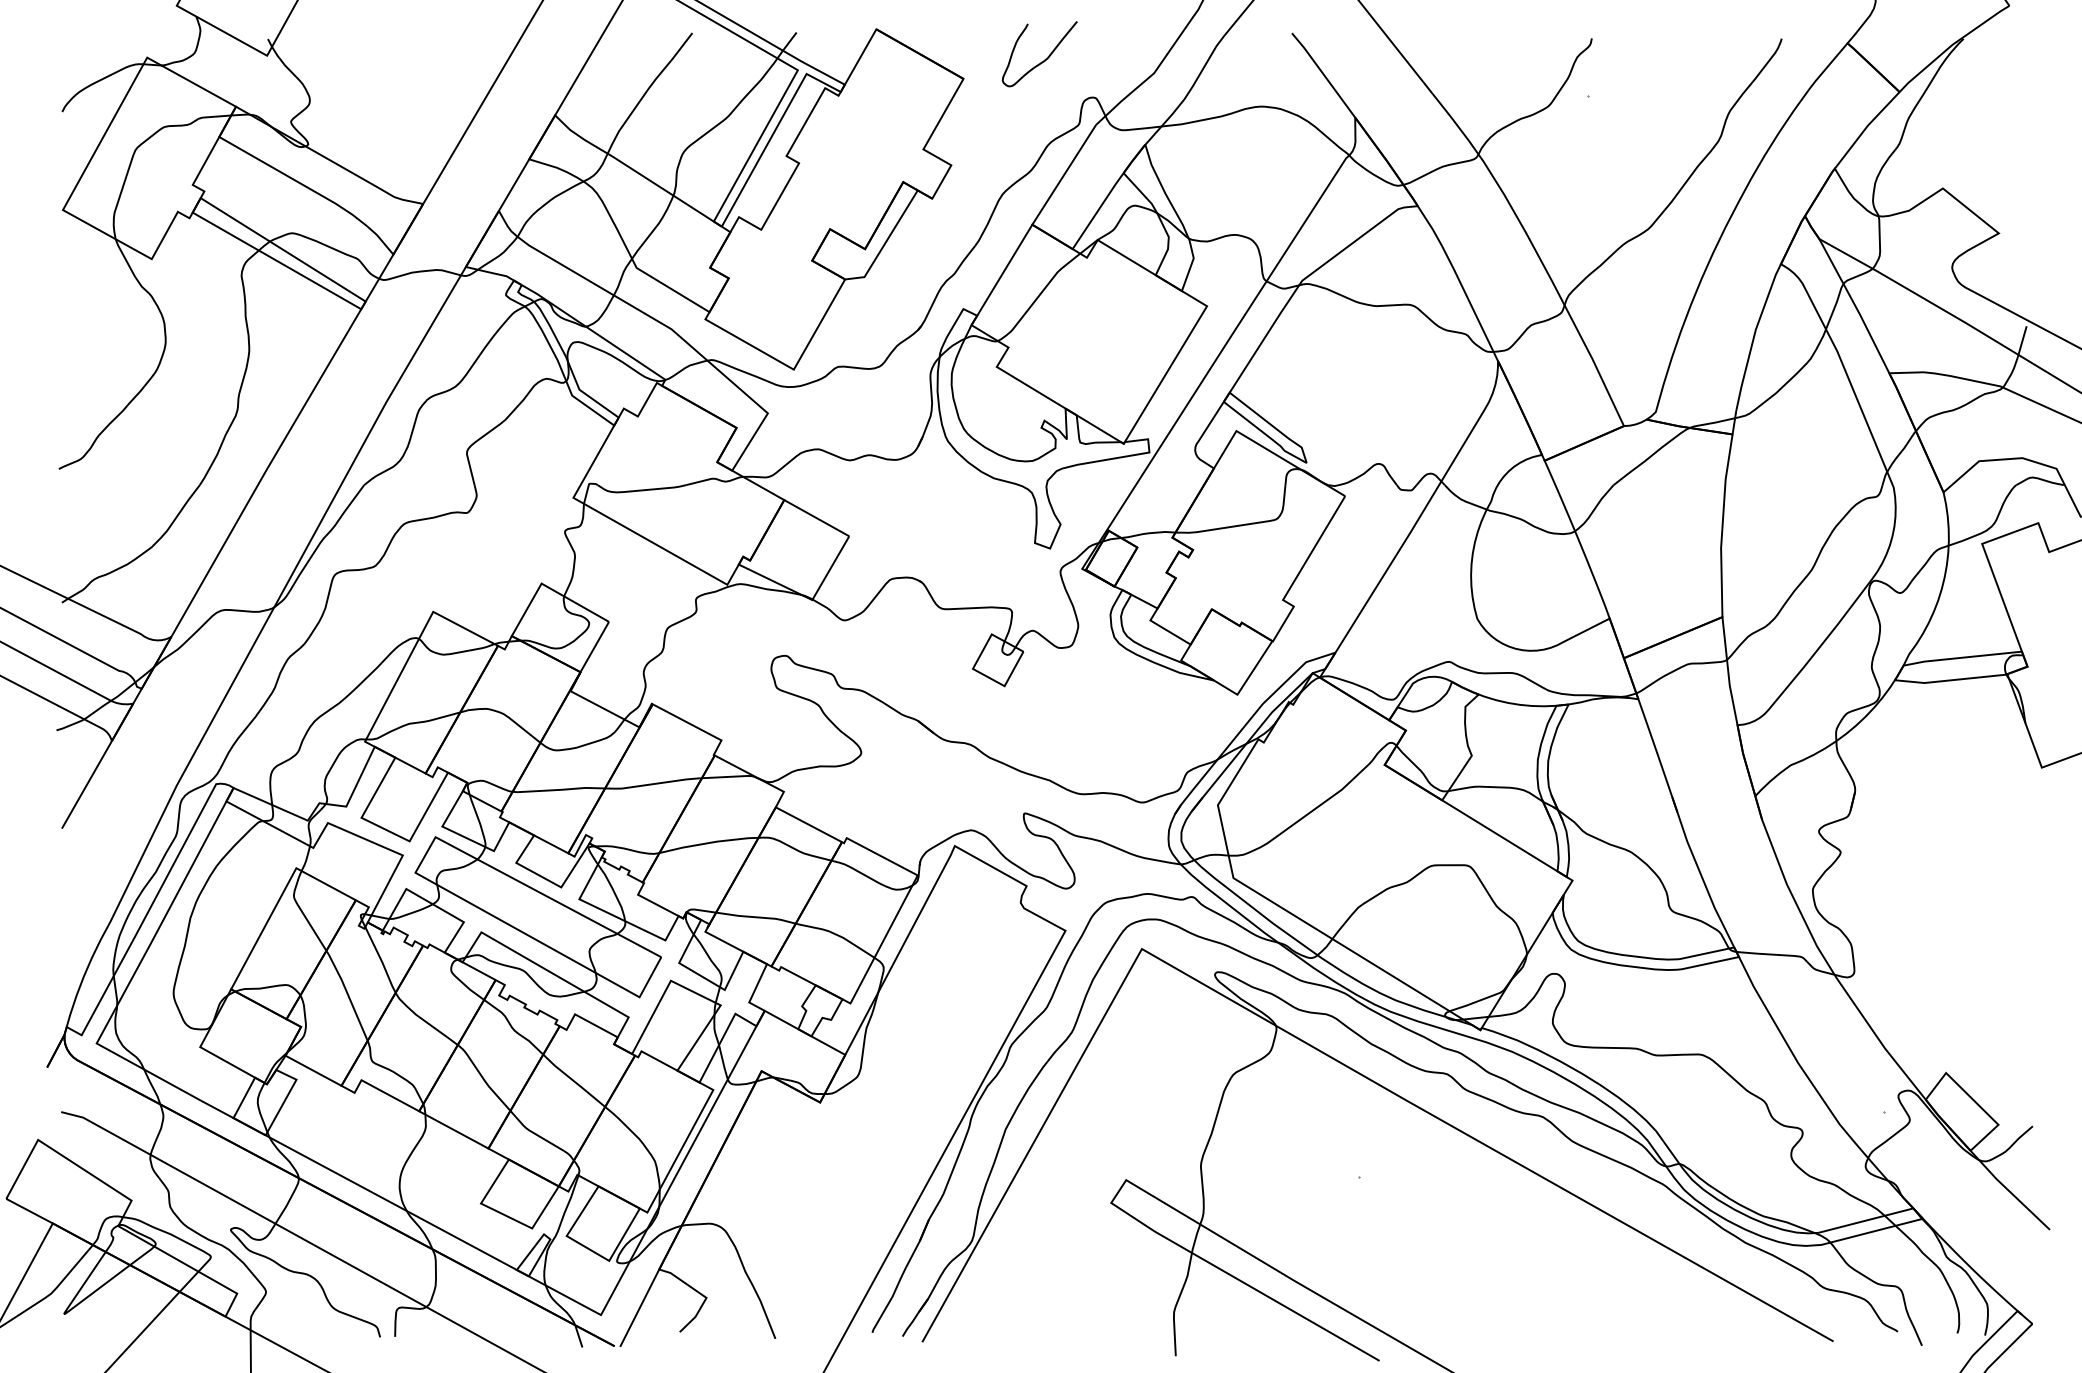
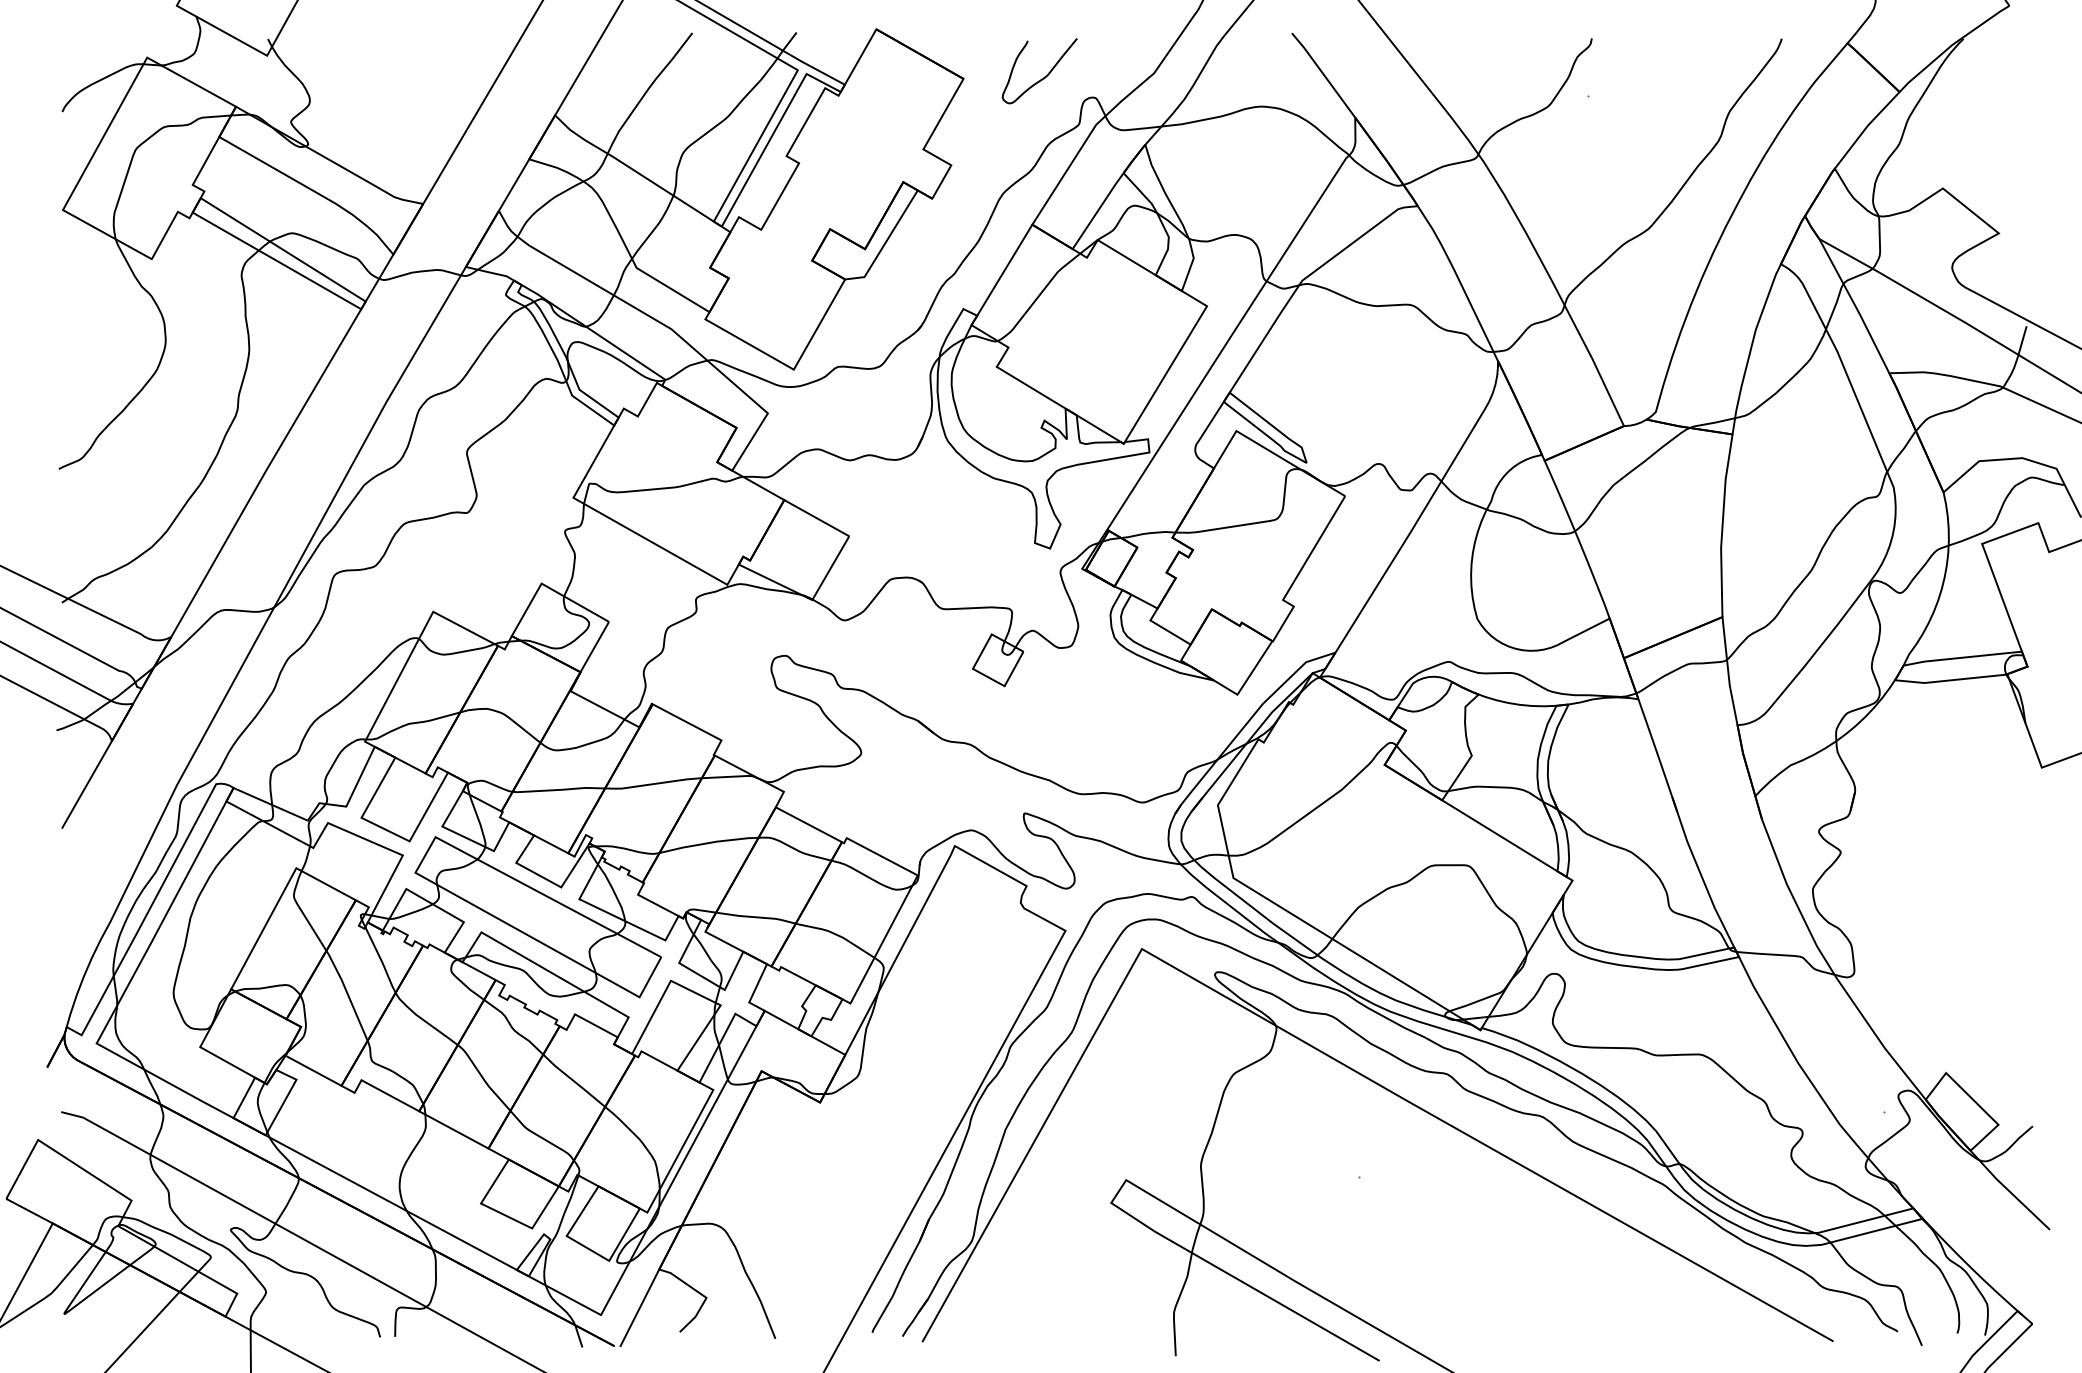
curve position: (1044, 59) -> (1044, 76) (1044, 76)
